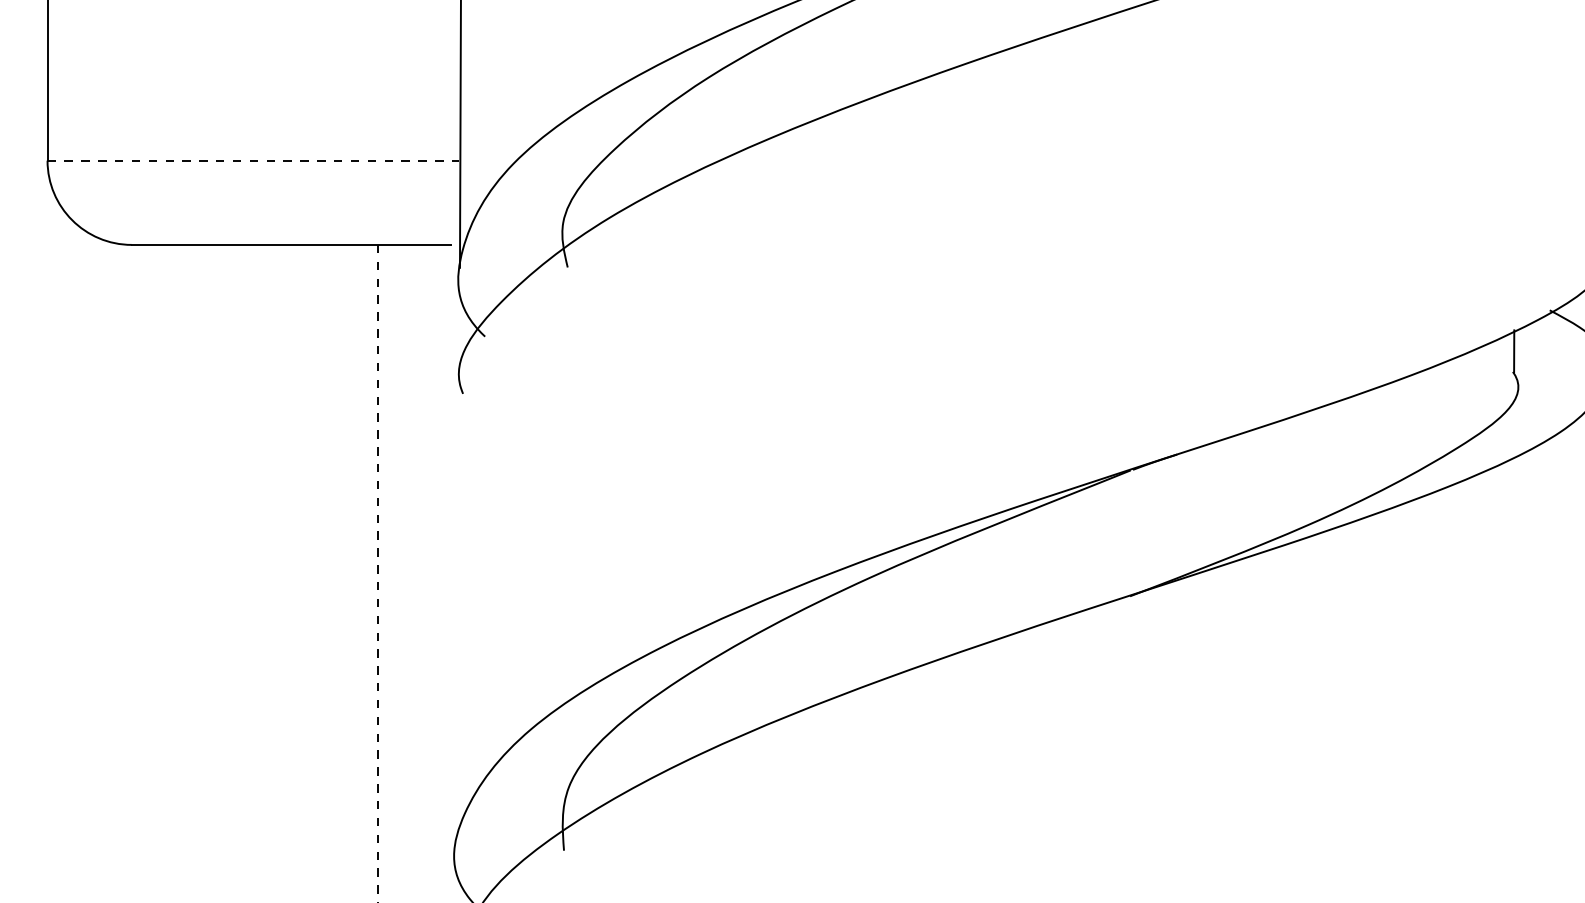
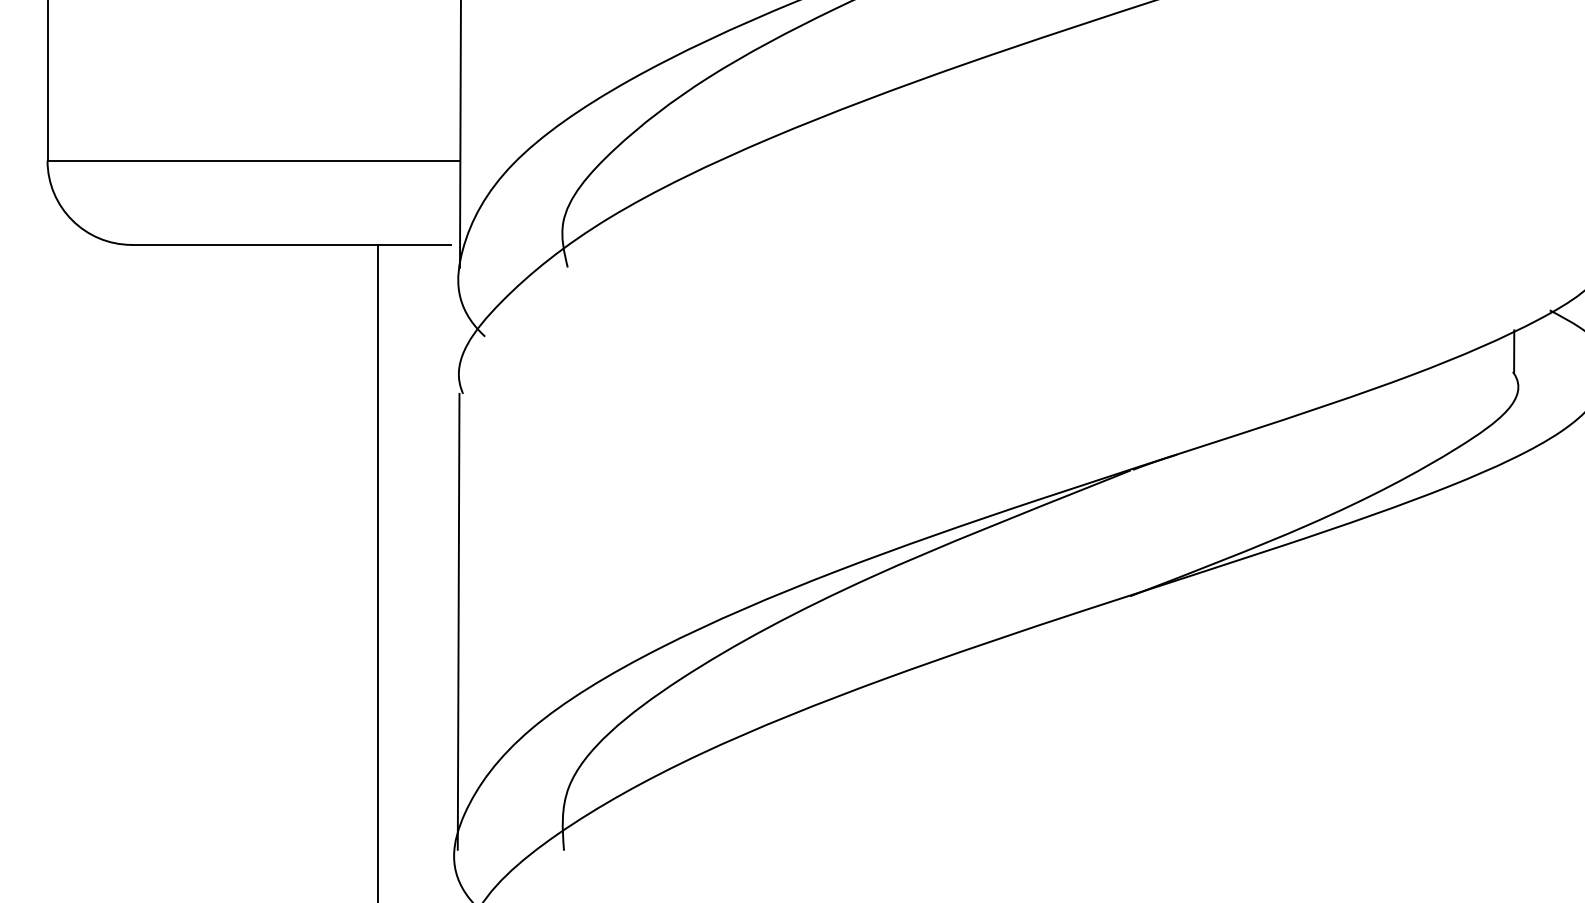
line: dashed -> solid (253, 160)
line: dashed -> solid (378, 573)
line: none -> present (458, 621)
